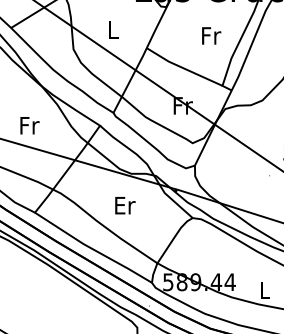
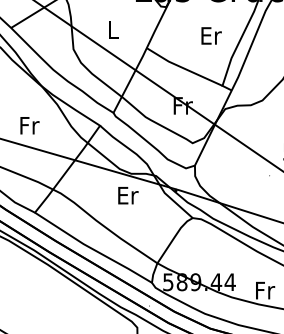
text: Fr -> Er (211, 35)
text position: (125, 205) -> (128, 195) (128, 195)
text: L -> Fr (265, 290)
